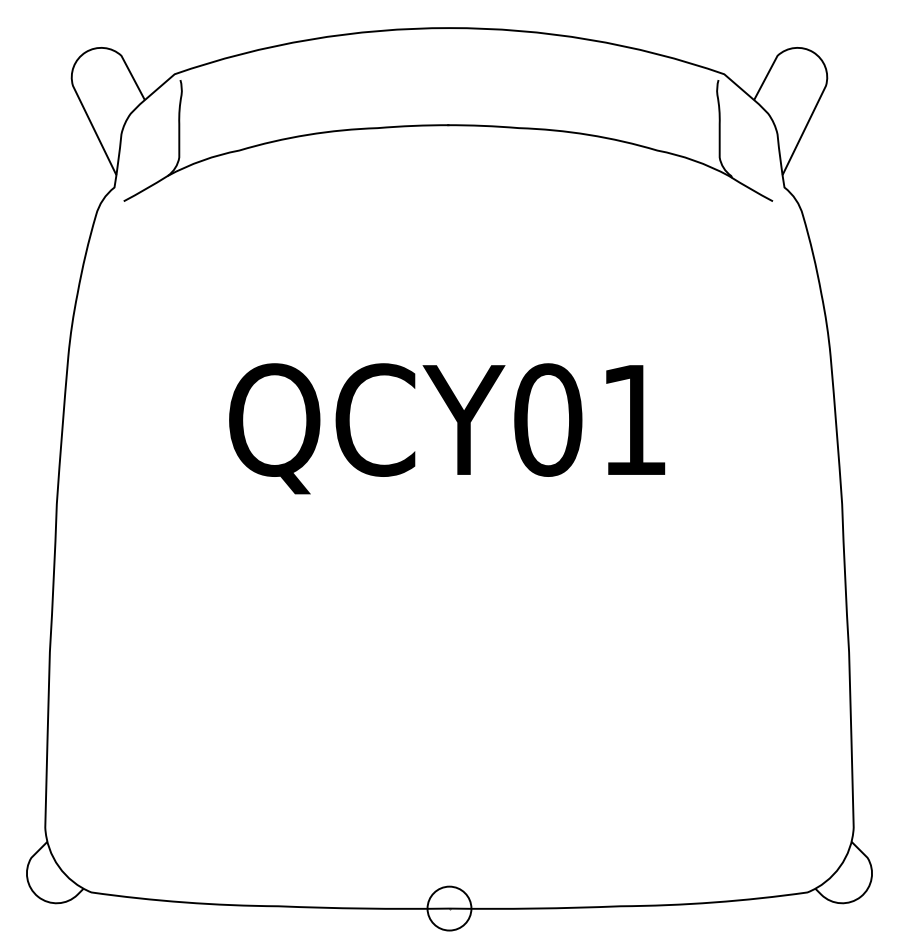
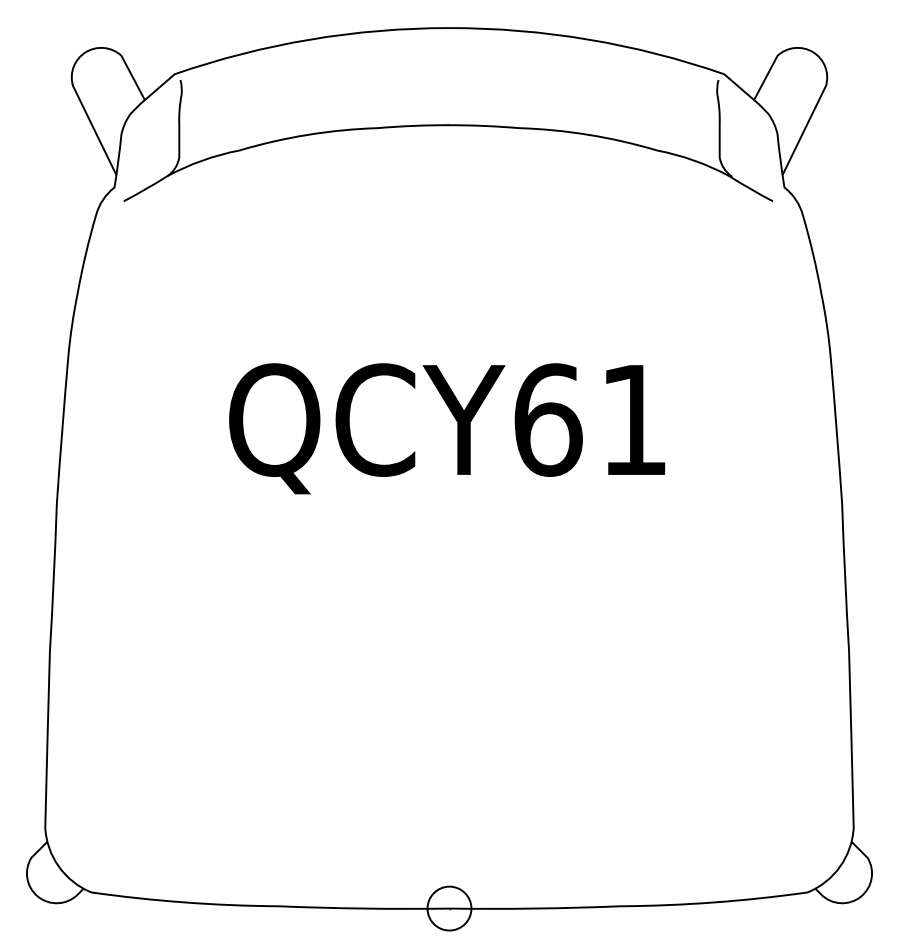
text: QCY01 -> QCY61 (548, 419)
